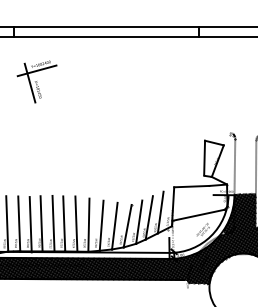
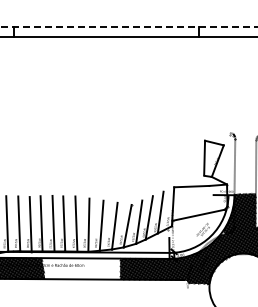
line: solid -> dashed (129, 26)
part: present -> none (36, 81)
hatch: present -> none (81, 268)
